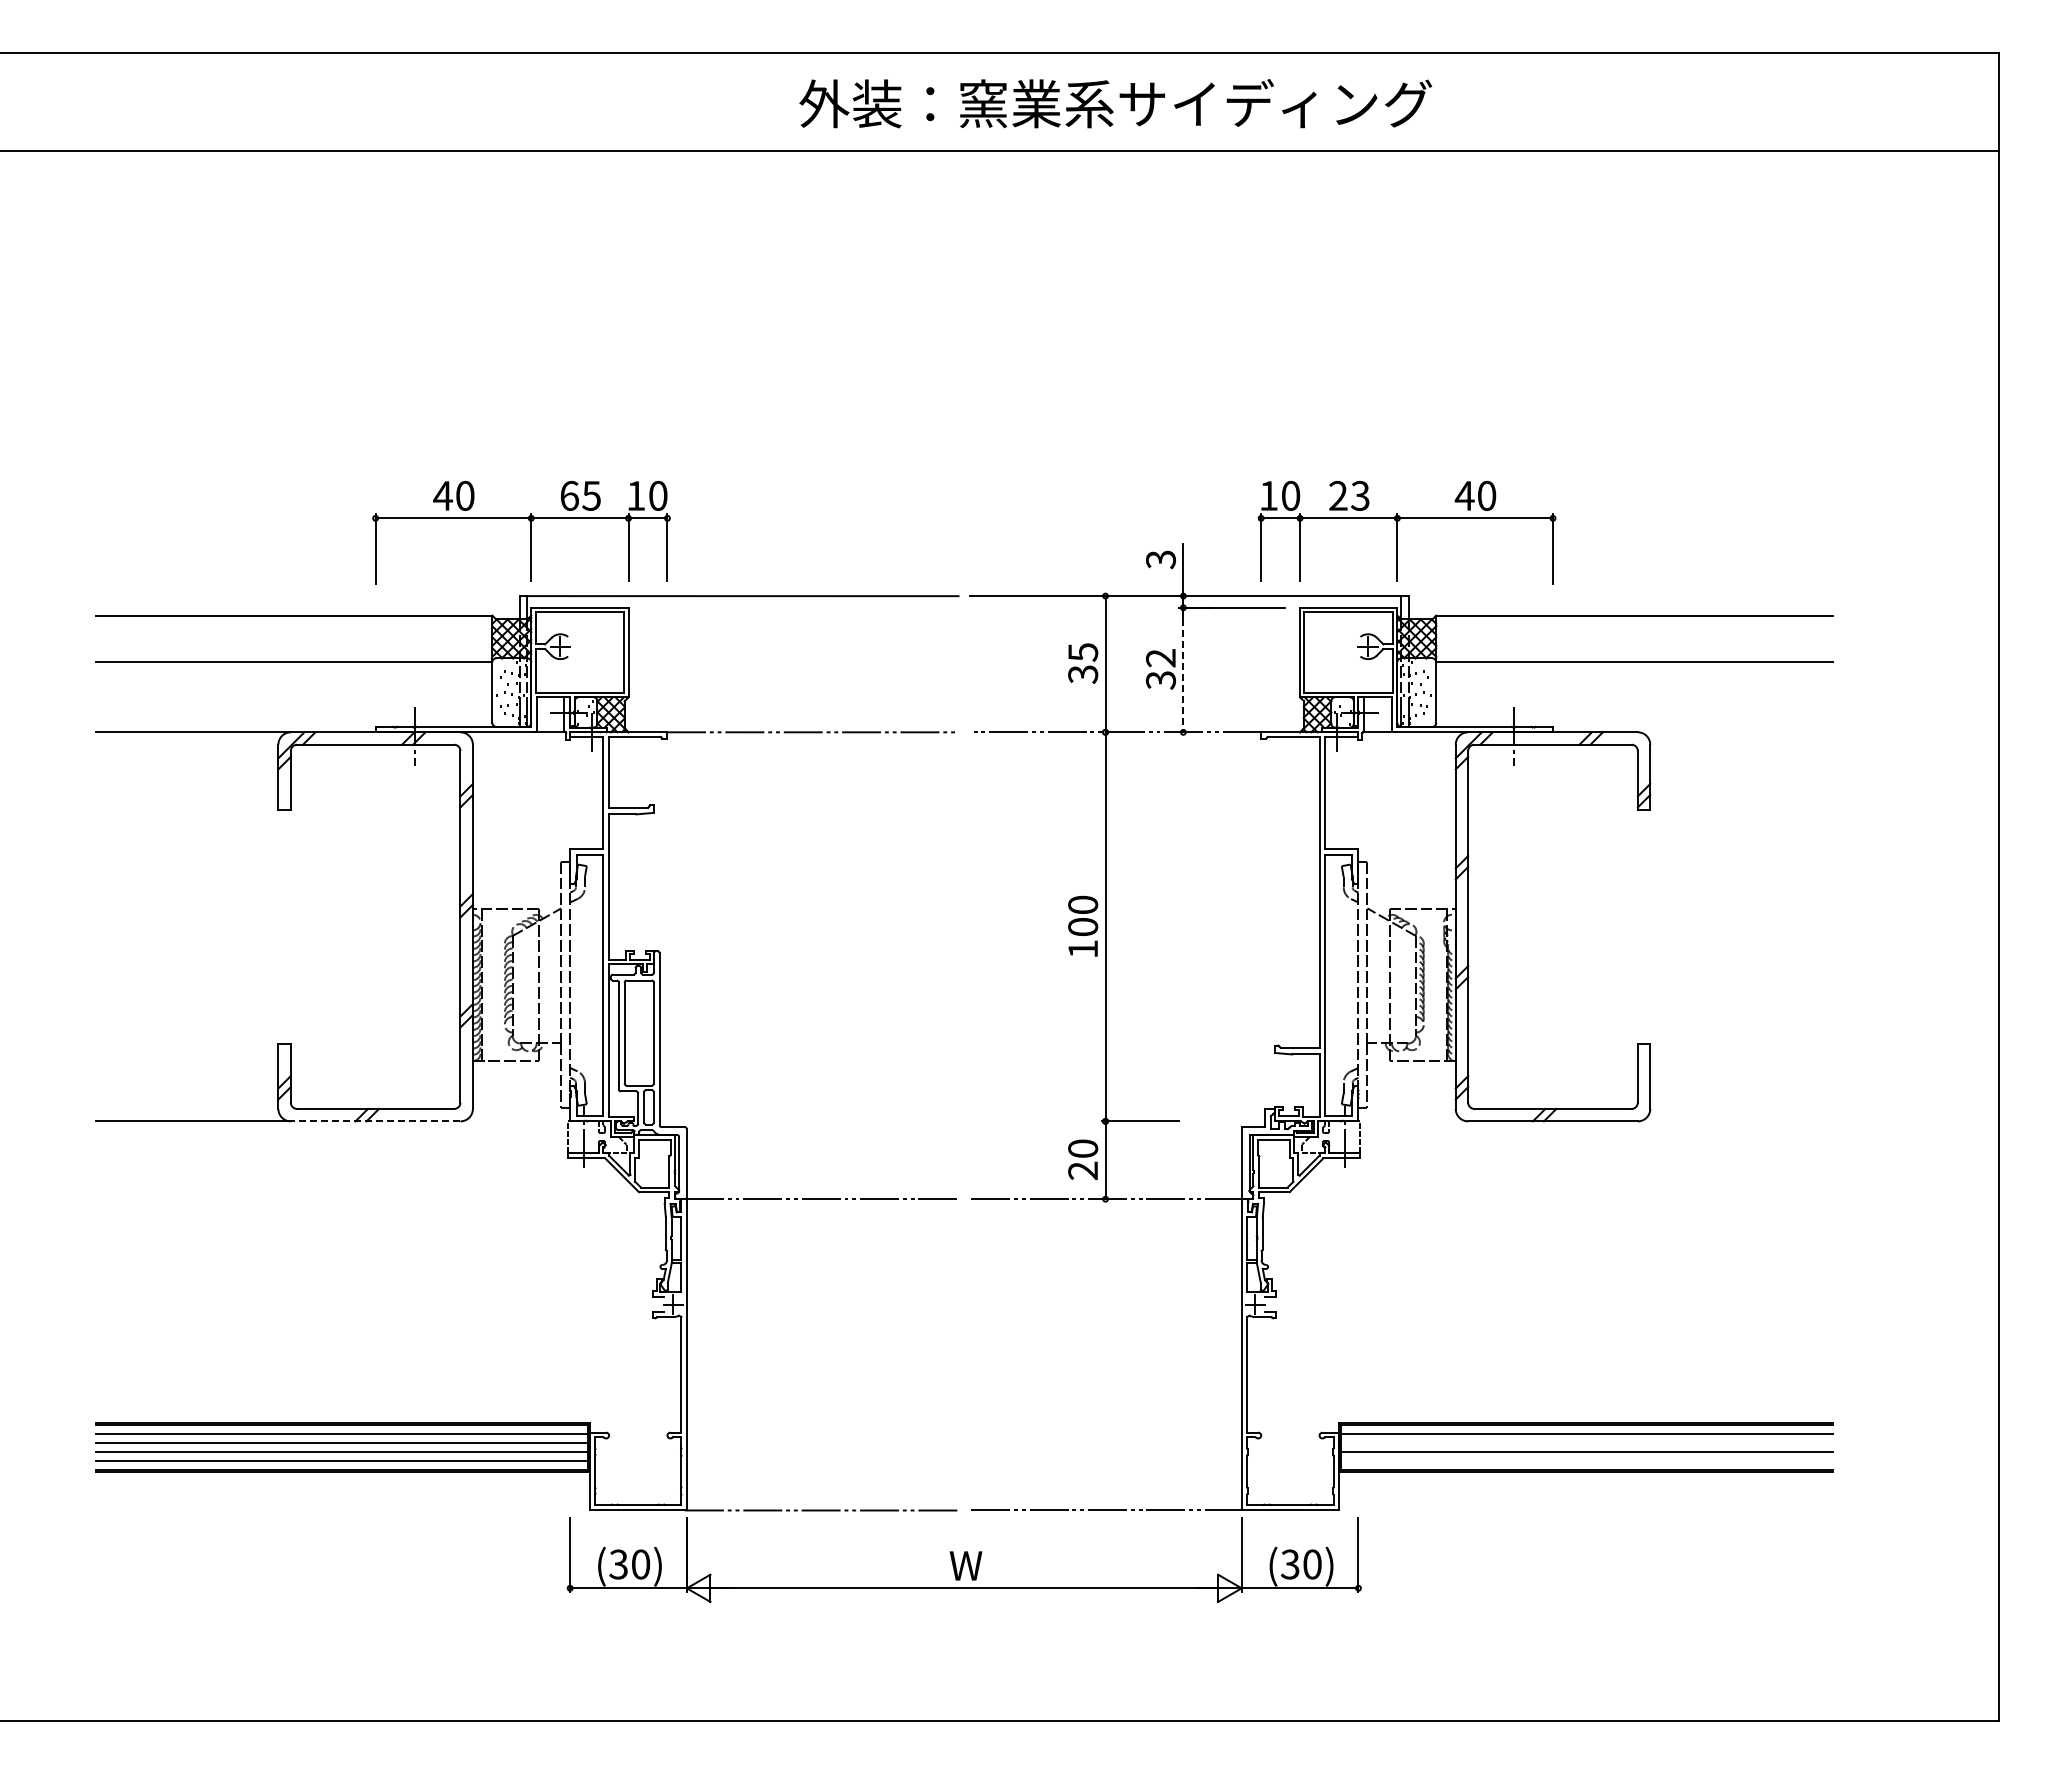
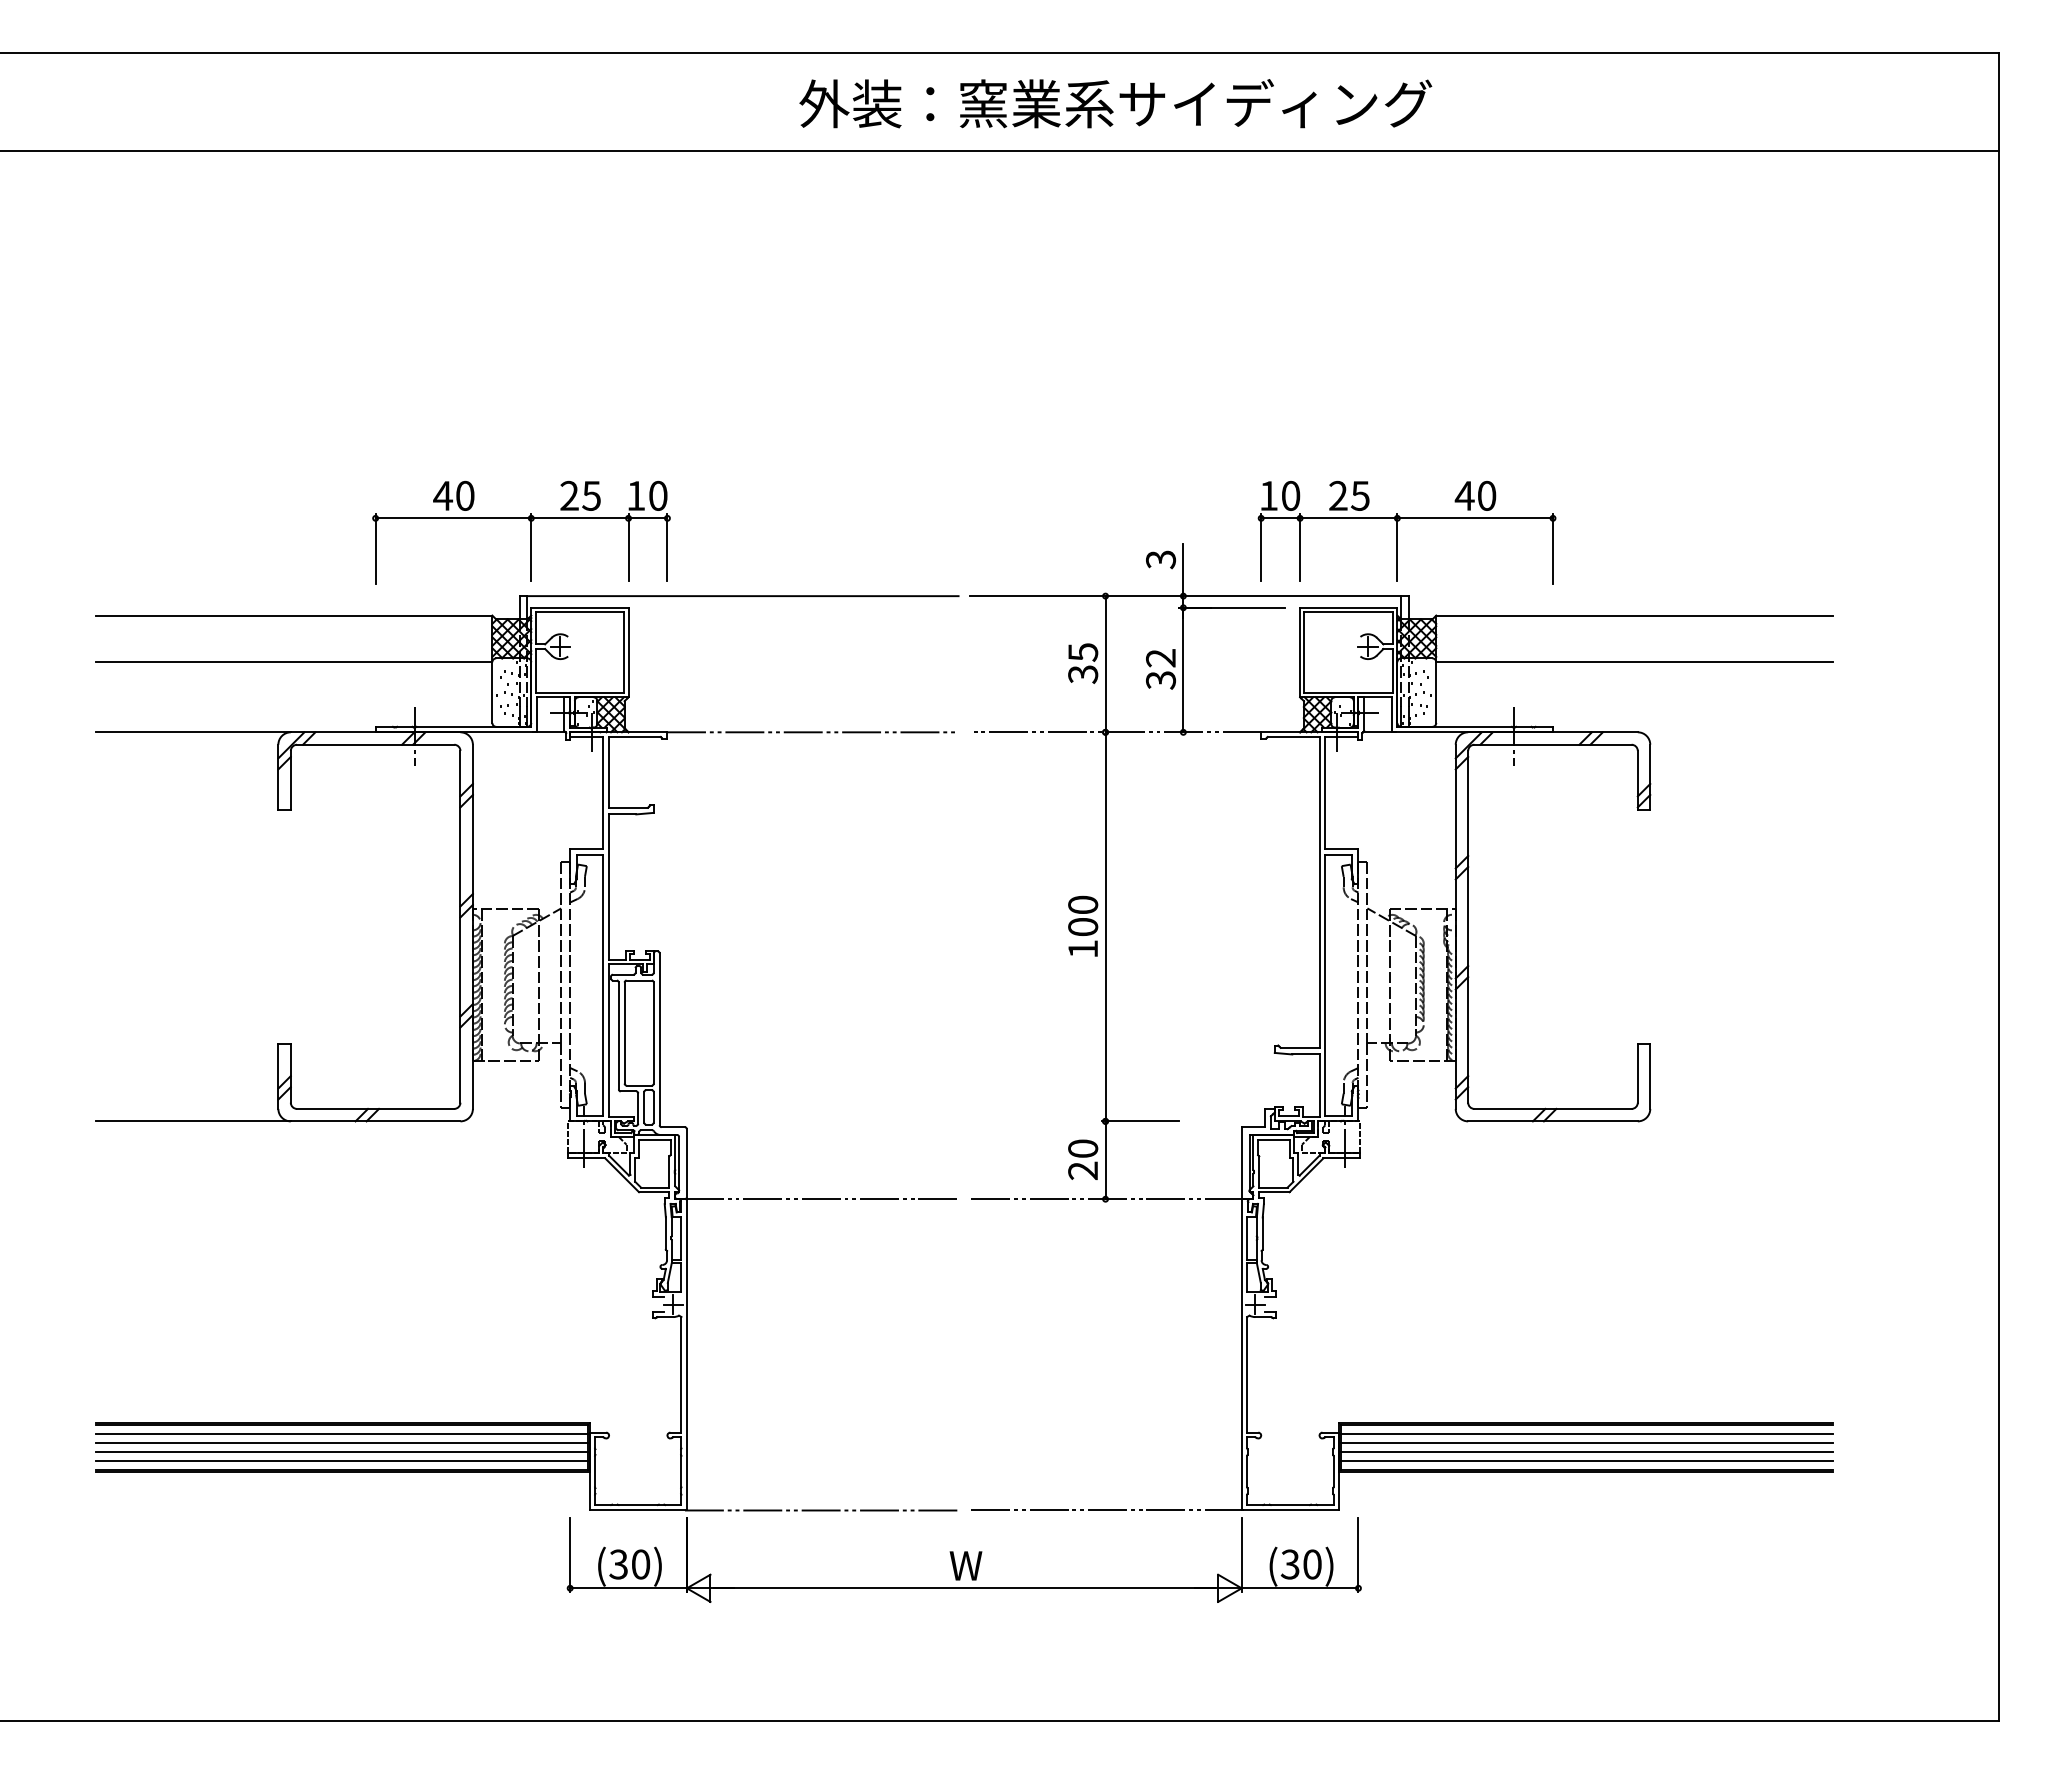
text: 65 -> 25 (569, 495)
text: 23 -> 25 (1360, 495)
line: dashed -> solid (1183, 670)
line: dashed -> solid (375, 1121)
line: none -> present (1586, 1442)
line: none -> present (1586, 1460)
